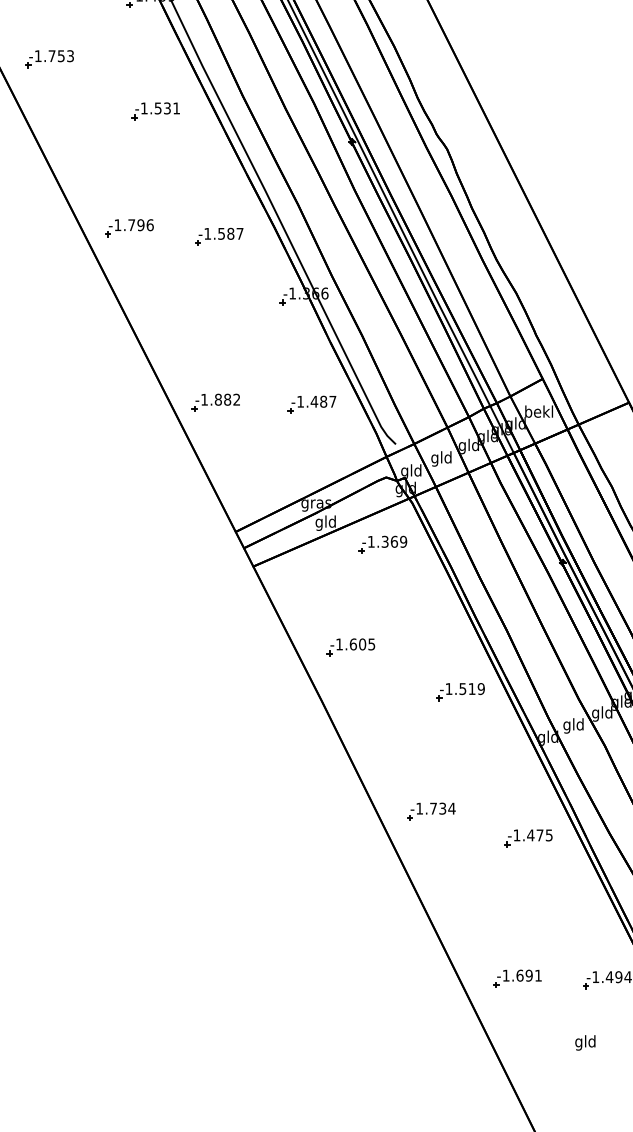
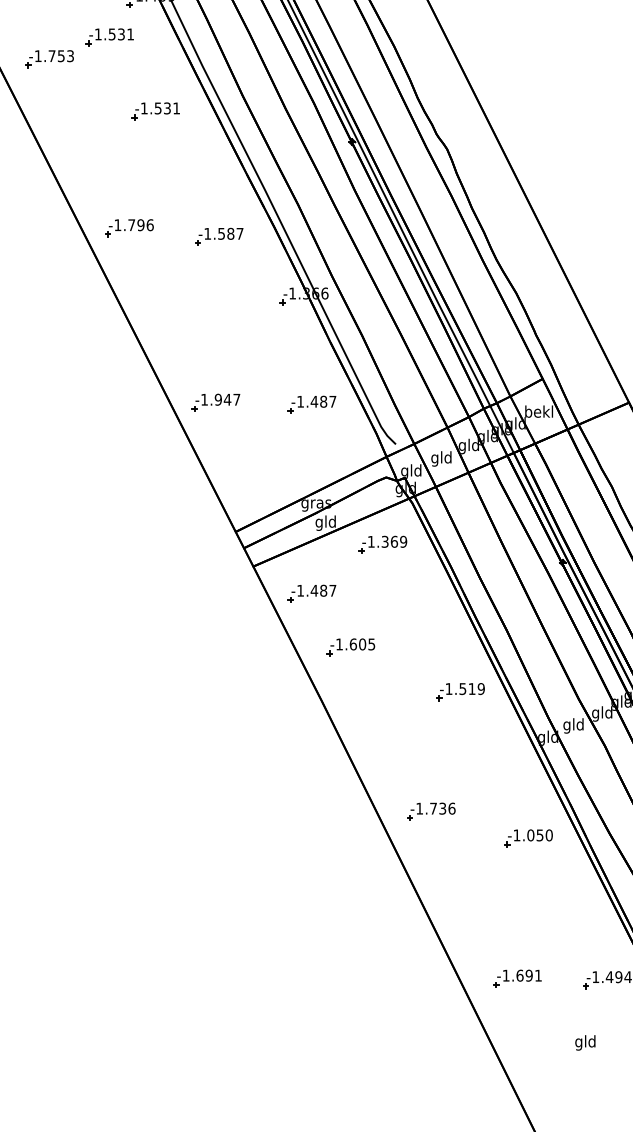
part: none -> present (109, 37)
text: -1.882 -> -1.947 (227, 399)
part: none -> present (311, 593)
text: -1.734 -> -1.736 (451, 808)
text: -1.475 -> -1.050 (539, 835)
